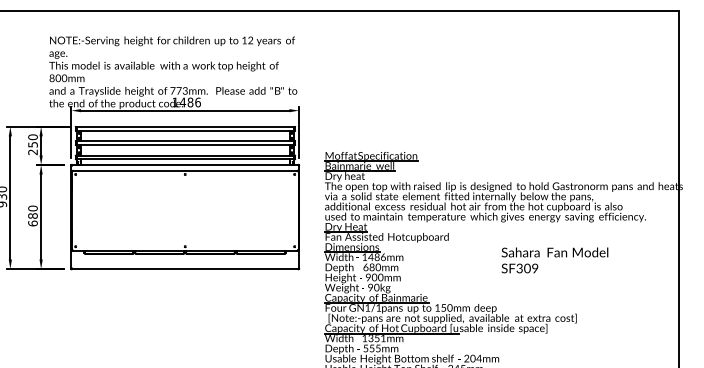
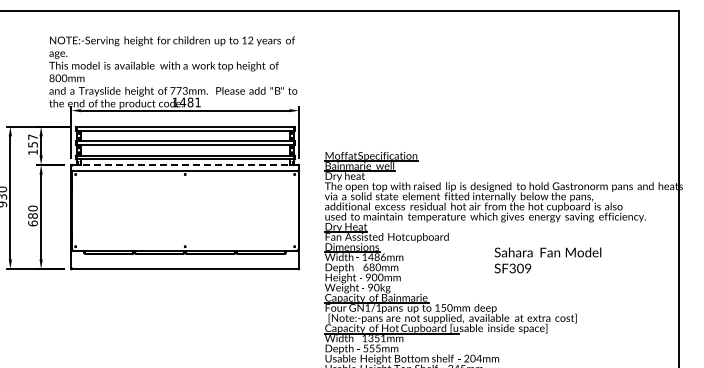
text: 1486 -> 1481 (197, 102)
text: 250 -> 157 (32, 144)
line: solid -> dashed (185, 165)
text position: (554, 260) -> (547, 260) (547, 260)
